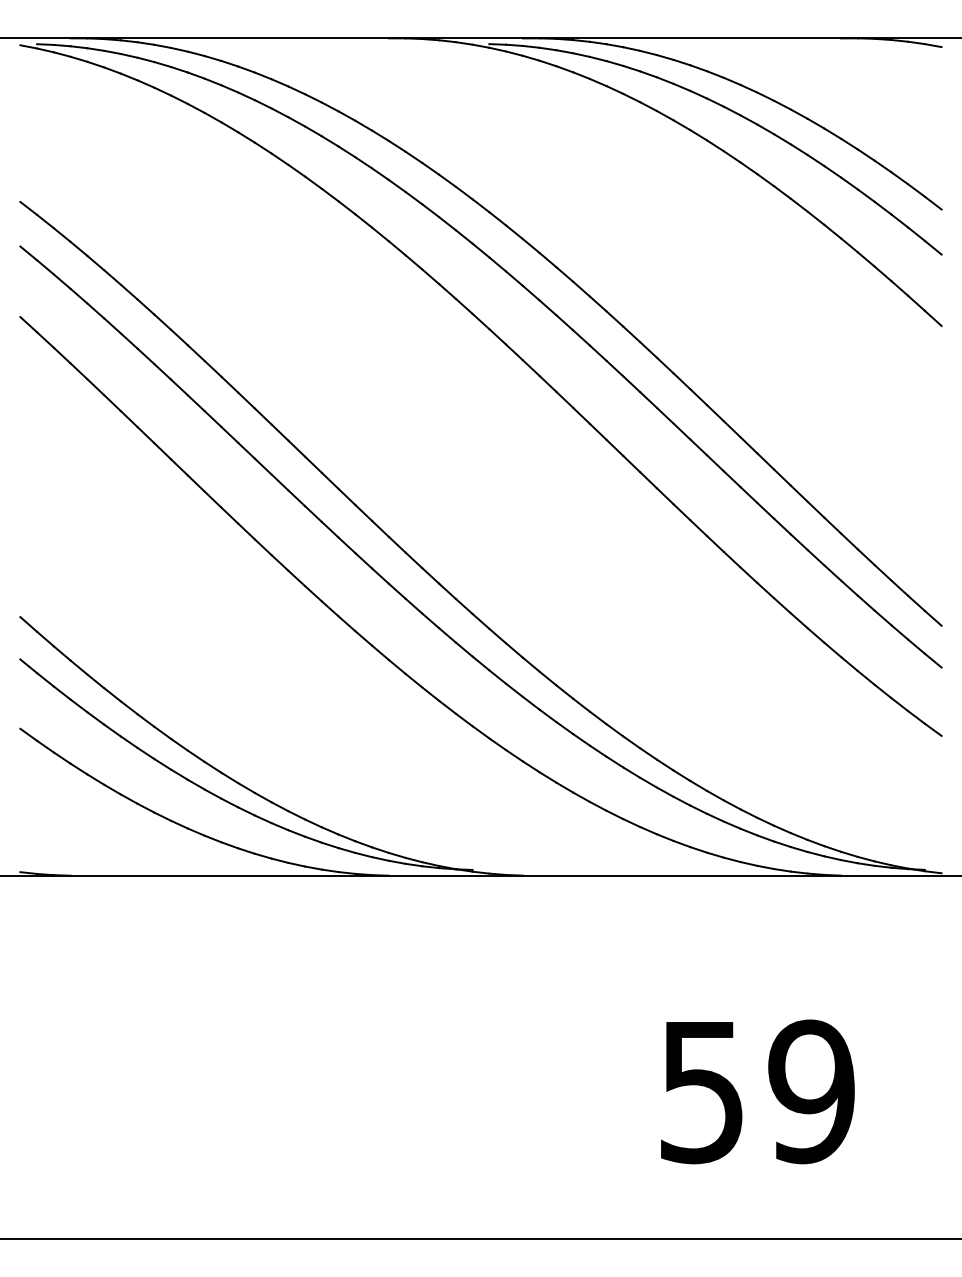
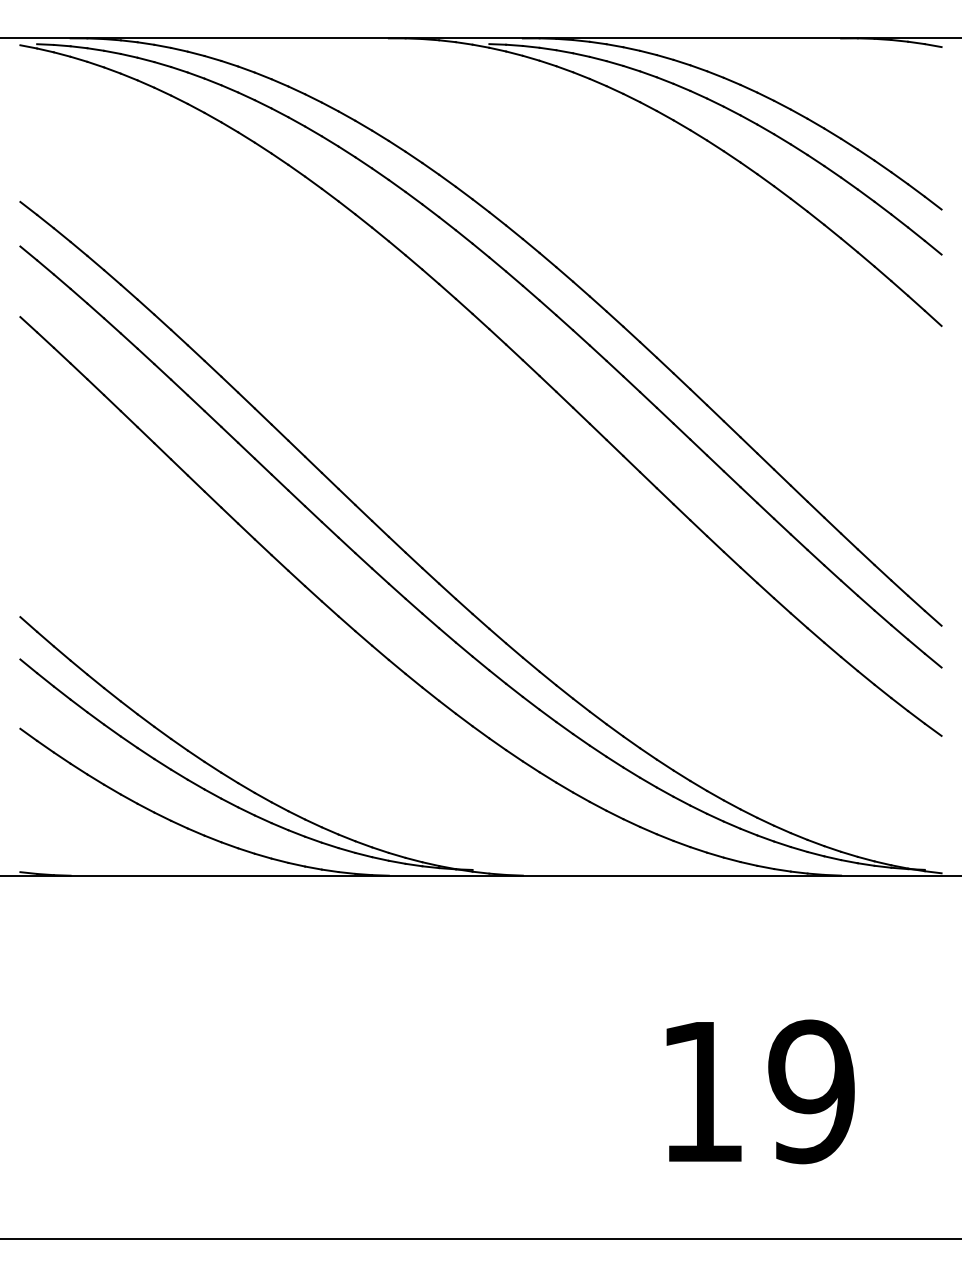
text: 59 -> 19 (701, 1093)
